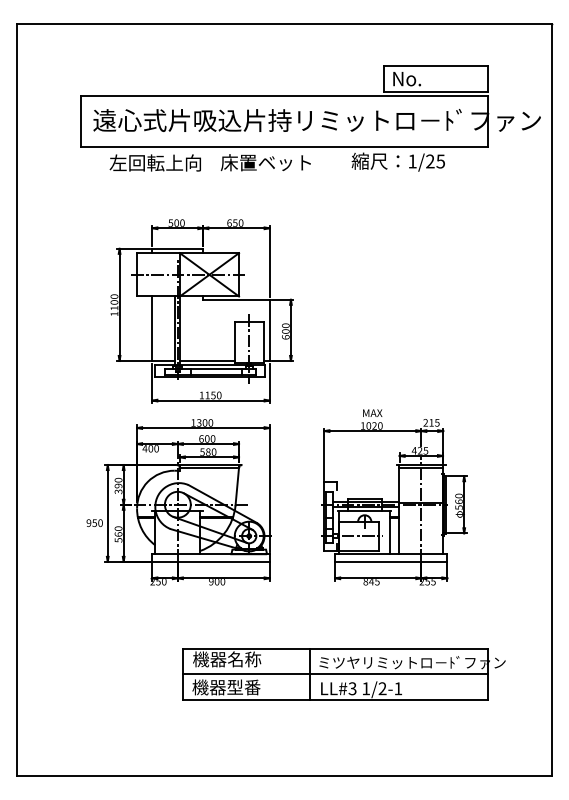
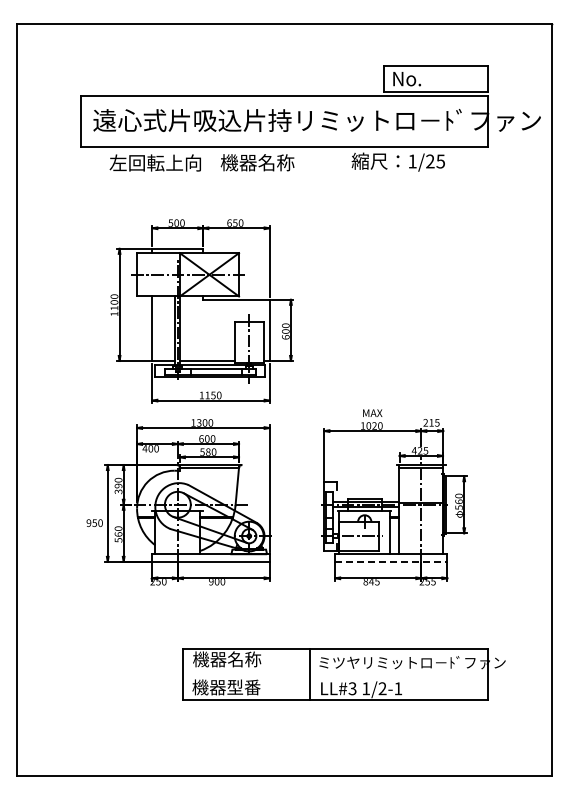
text: 床置ベット -> 機器名称 (265, 162)
line: solid -> dashed (391, 561)
line: present -> none (335, 674)
